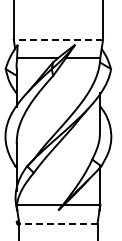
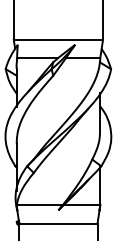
line: dashed -> solid (58, 39)
line: dashed -> solid (57, 223)
